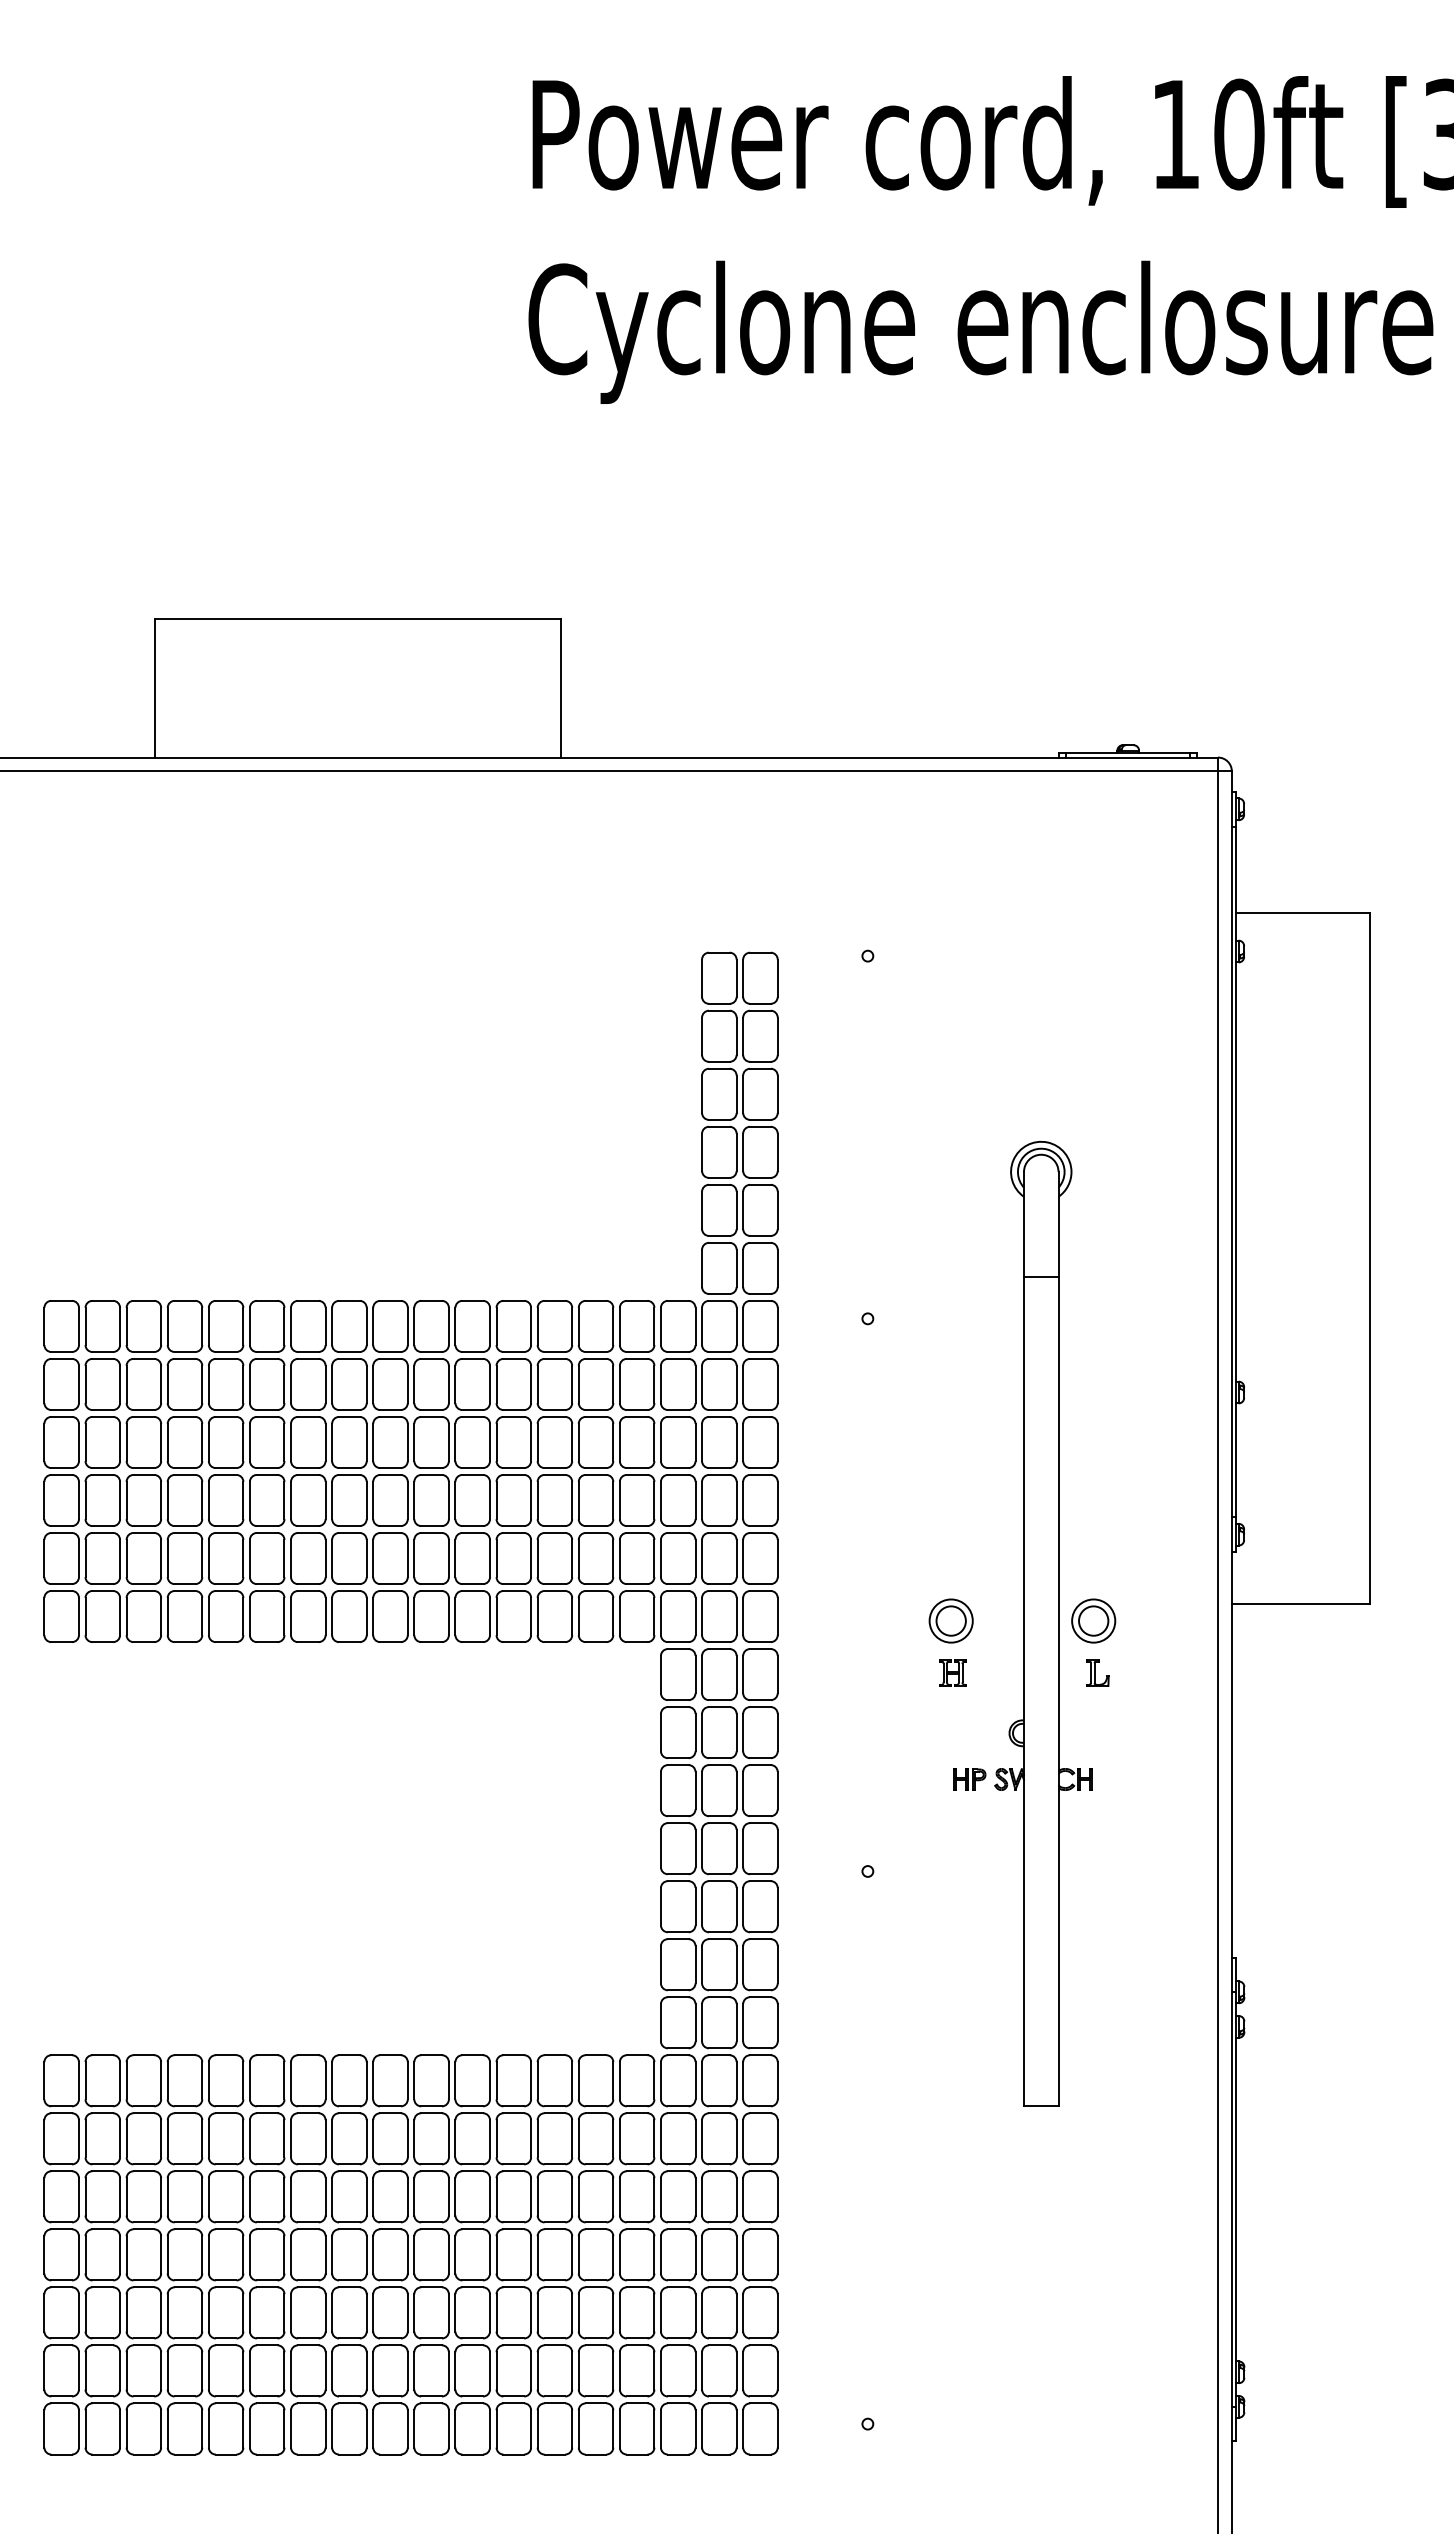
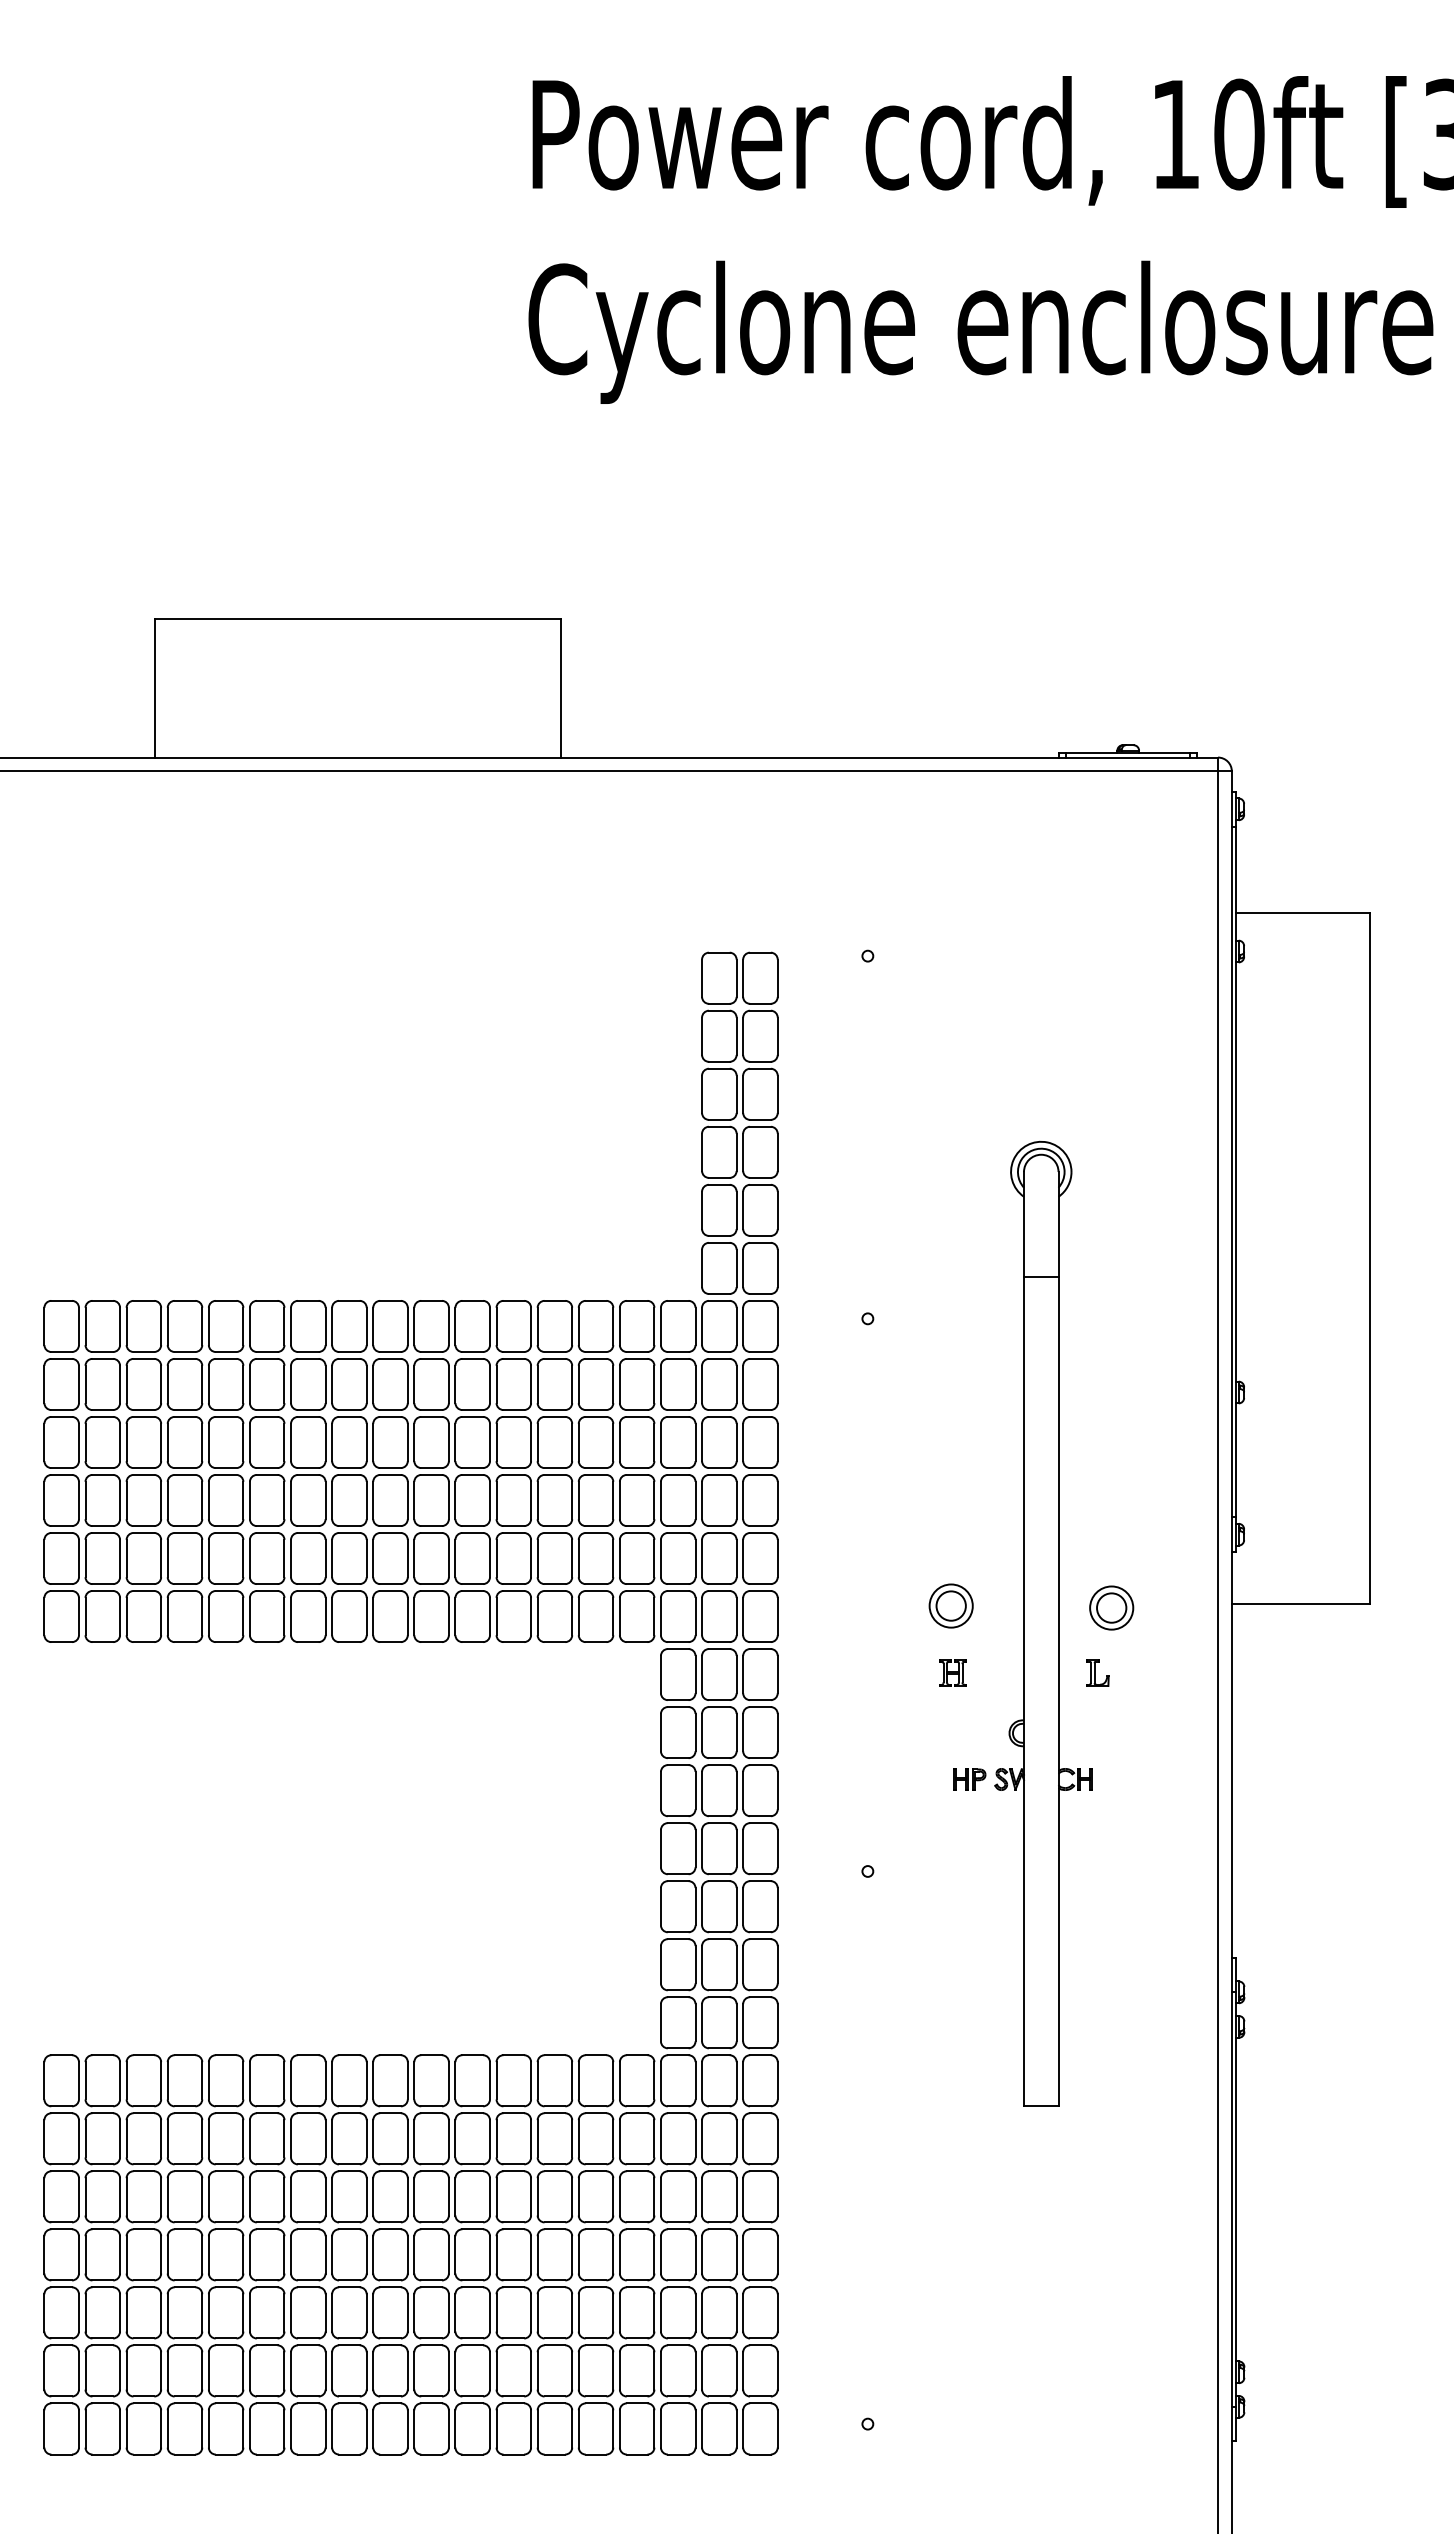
part position: (950, 1620) -> (950, 1605) (950, 1605)
part position: (1093, 1620) -> (1111, 1607) (1111, 1607)
